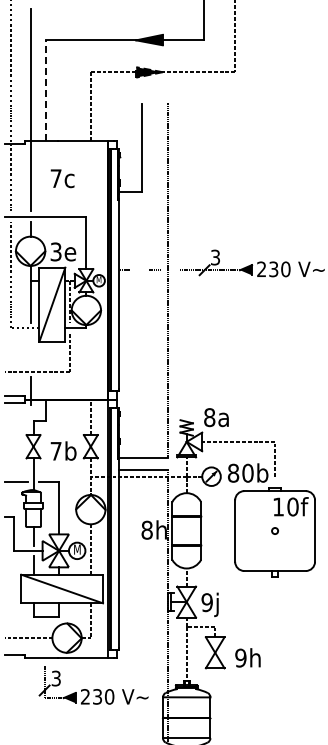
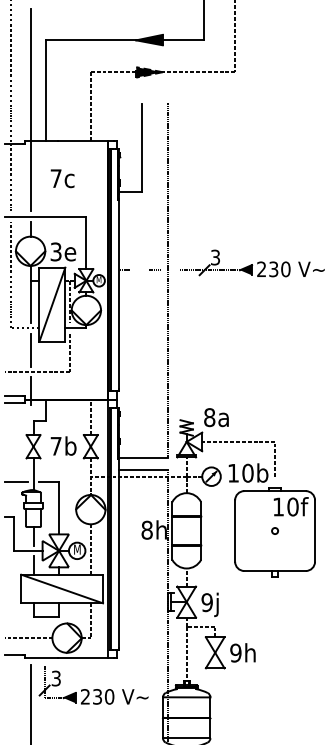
line: dashed -> solid (45, 90)
line: none -> present (30, 349)
text position: (63, 450) -> (63, 445) (63, 445)
text: 80b -> 10b (233, 472)
text position: (247, 657) -> (242, 652) (242, 652)
line: none -> present (30, 703)
